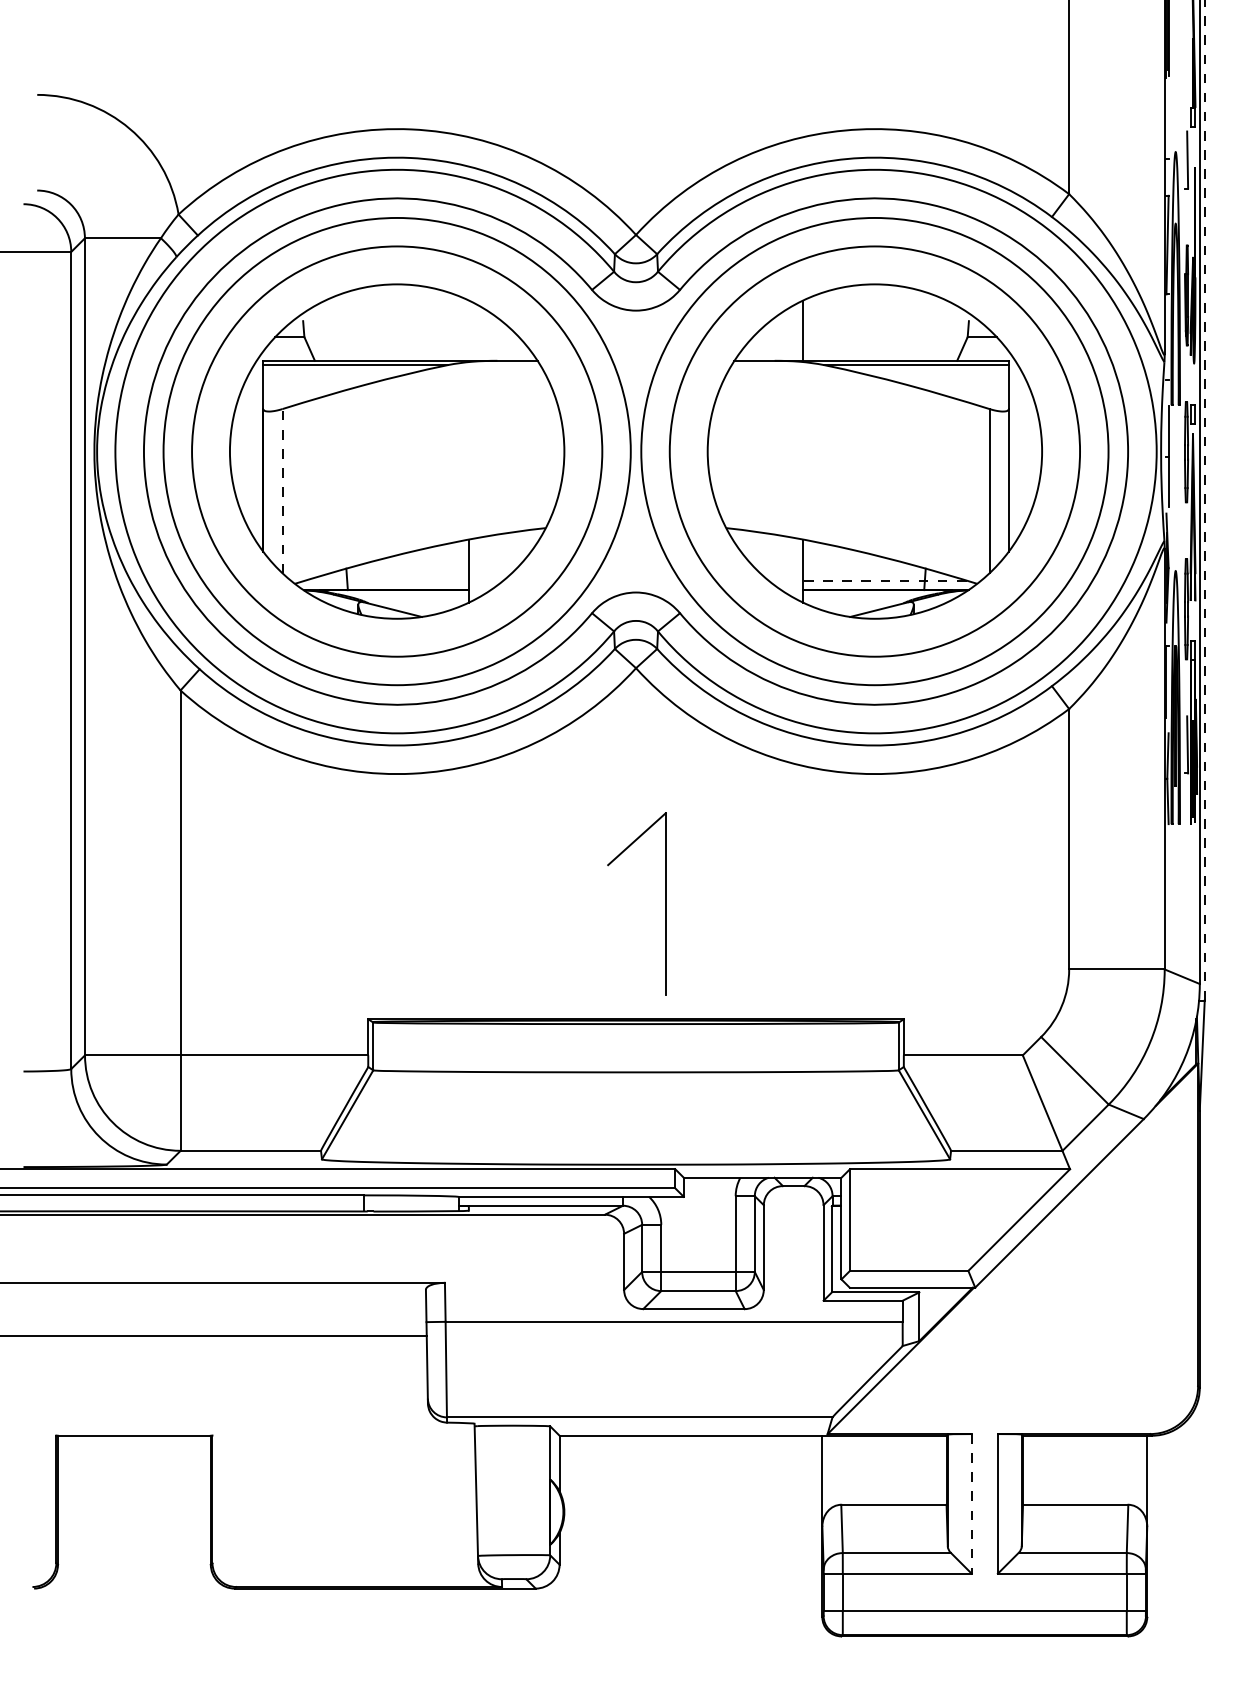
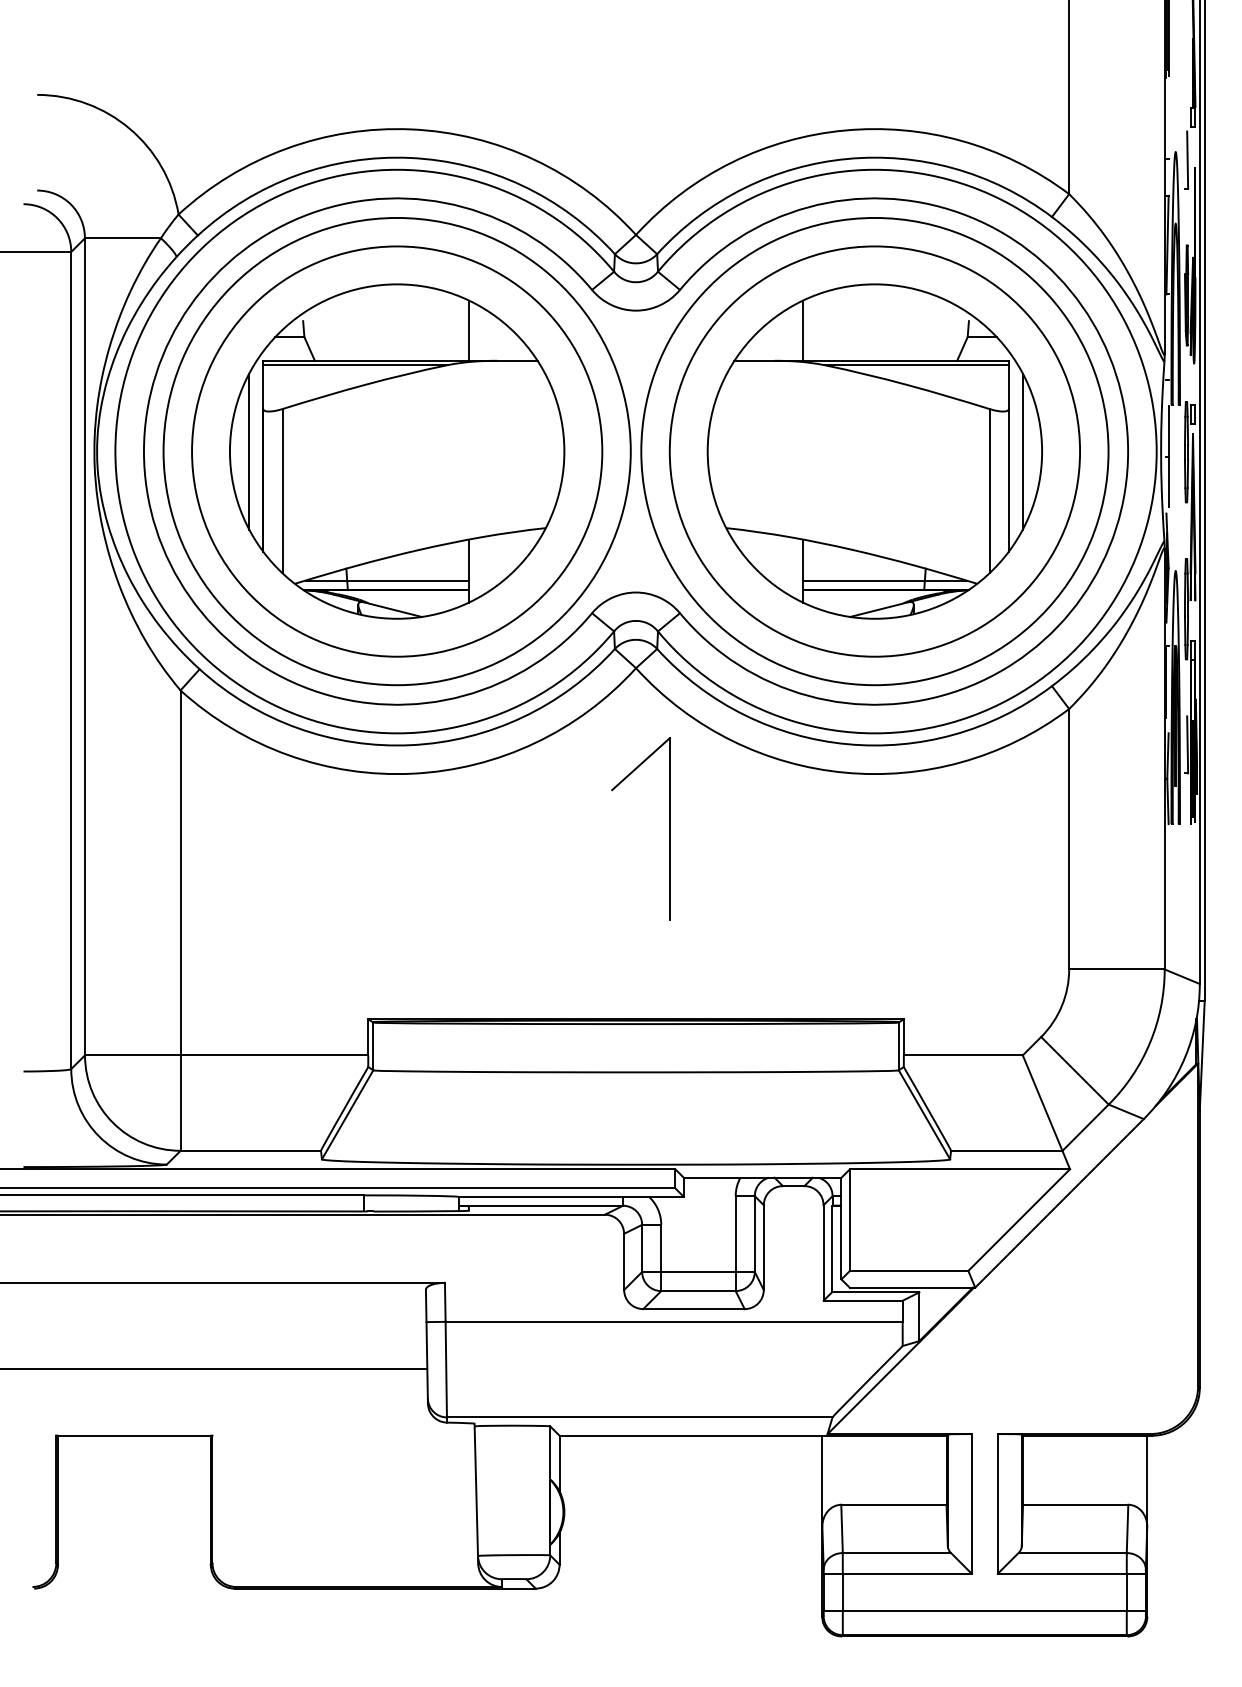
line: none -> present (468, 330)
line: none -> present (249, 451)
line: none -> present (1022, 451)
line: dashed -> solid (282, 490)
line: dashed -> solid (1204, 500)
line: none -> present (386, 580)
line: dashed -> solid (884, 580)
part position: (665, 903) -> (669, 828) (669, 828)
line position: (214, 1335) -> (214, 1368) (214, 1368)
line: dashed -> solid (971, 1503)
